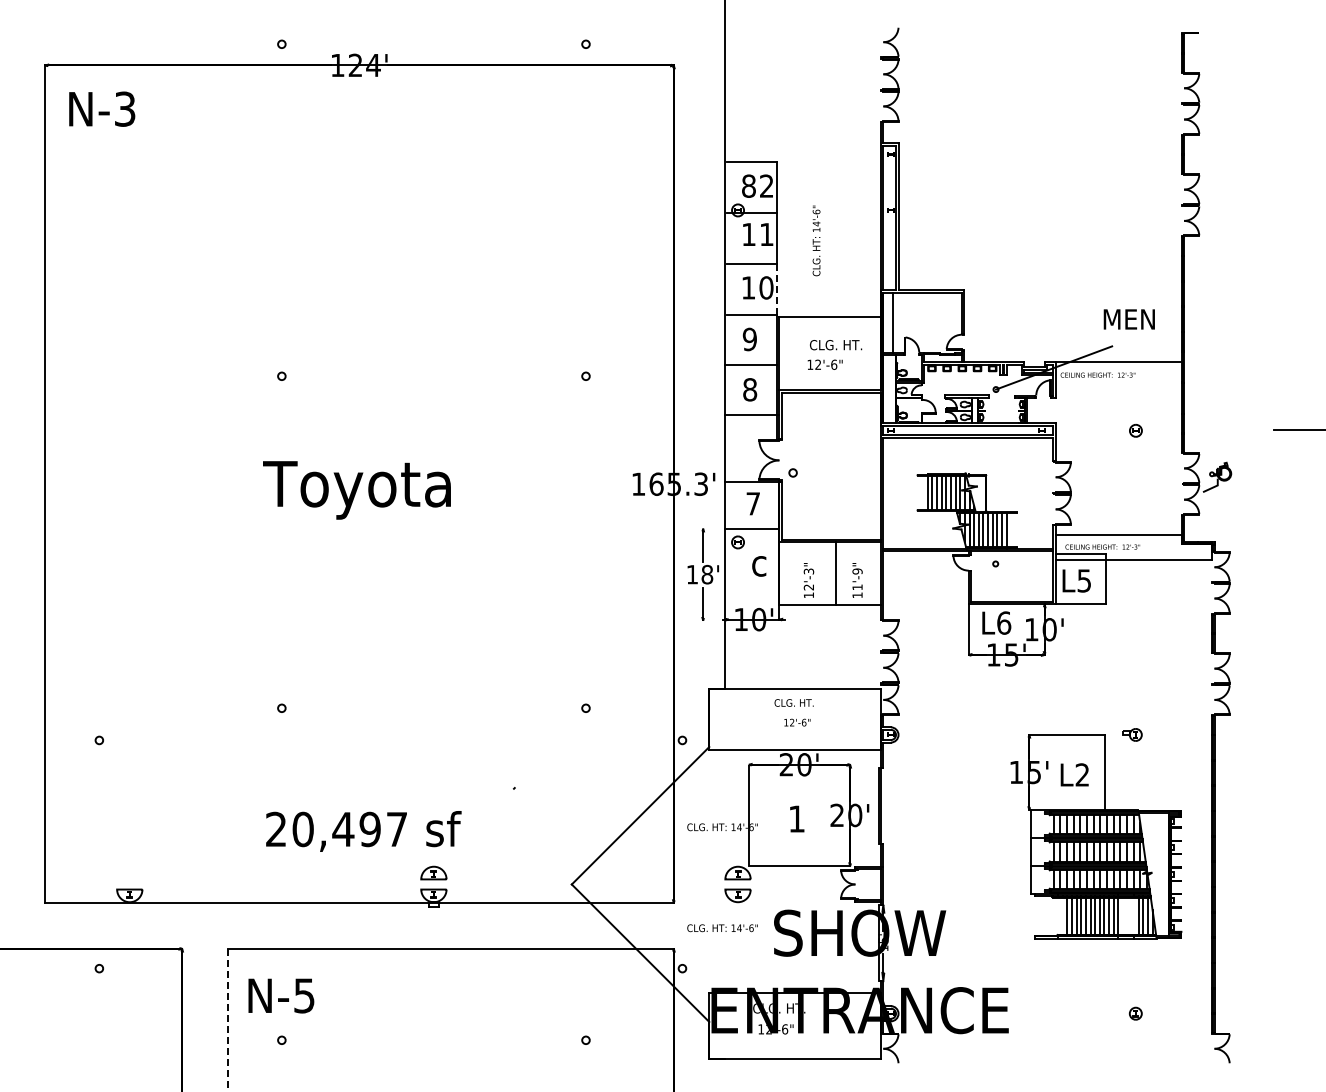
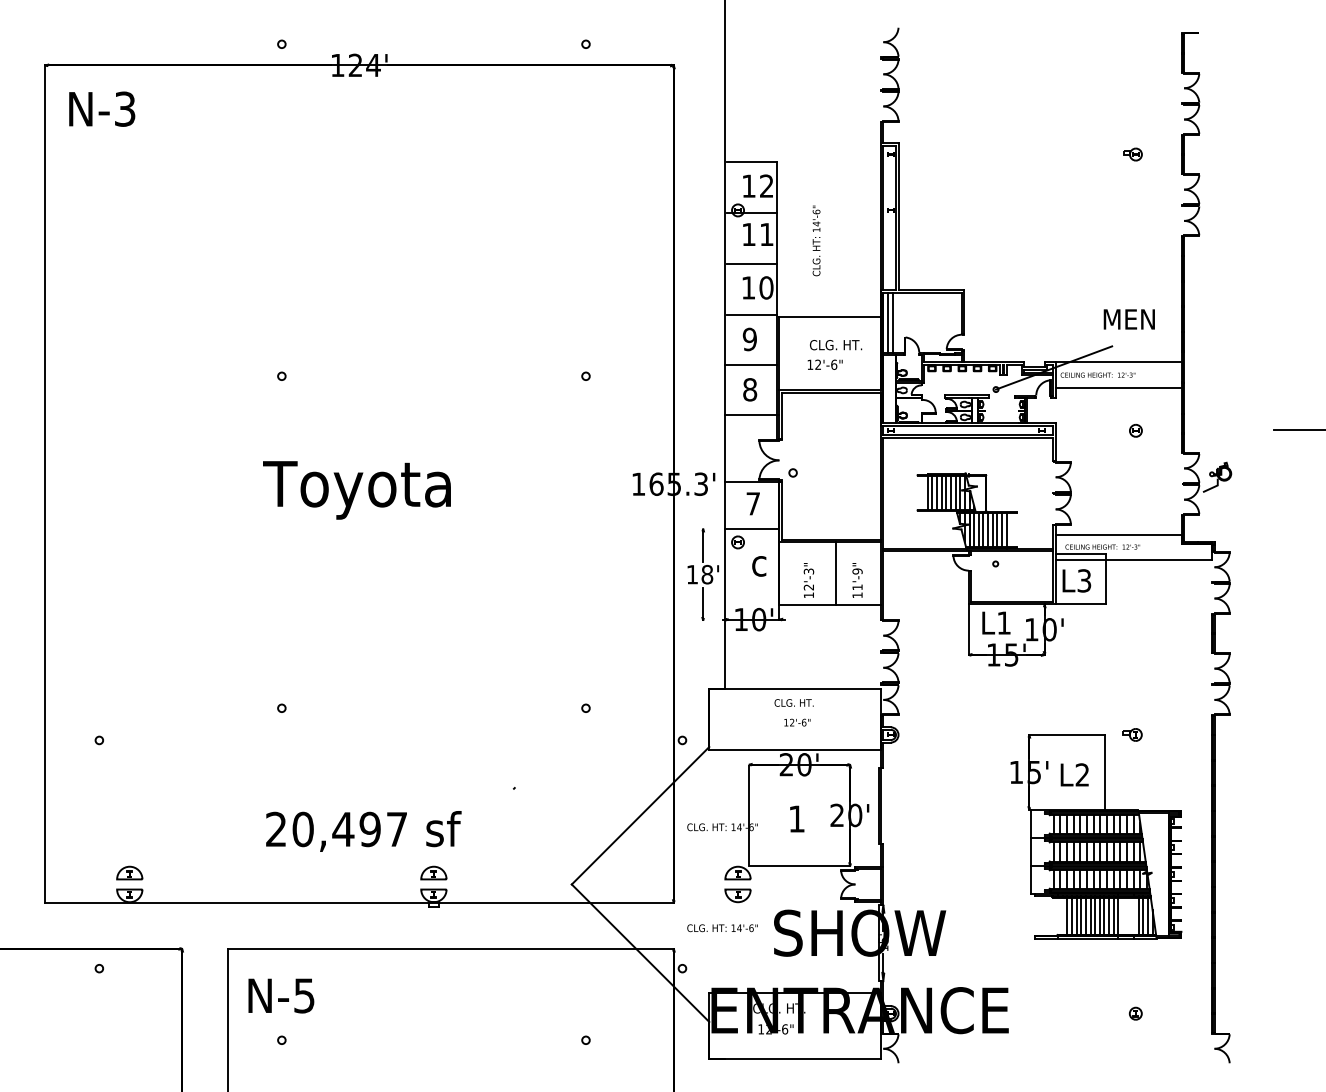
part: none -> present (1132, 154)
text: 82 -> 12 (748, 185)
line: dashed -> solid (777, 288)
line: none -> present (888, 322)
line: none -> present (1118, 387)
text: L5 -> L3 (1084, 580)
text: L6 -> L1 (1004, 622)
part: none -> present (129, 872)
line: dashed -> solid (227, 1020)
